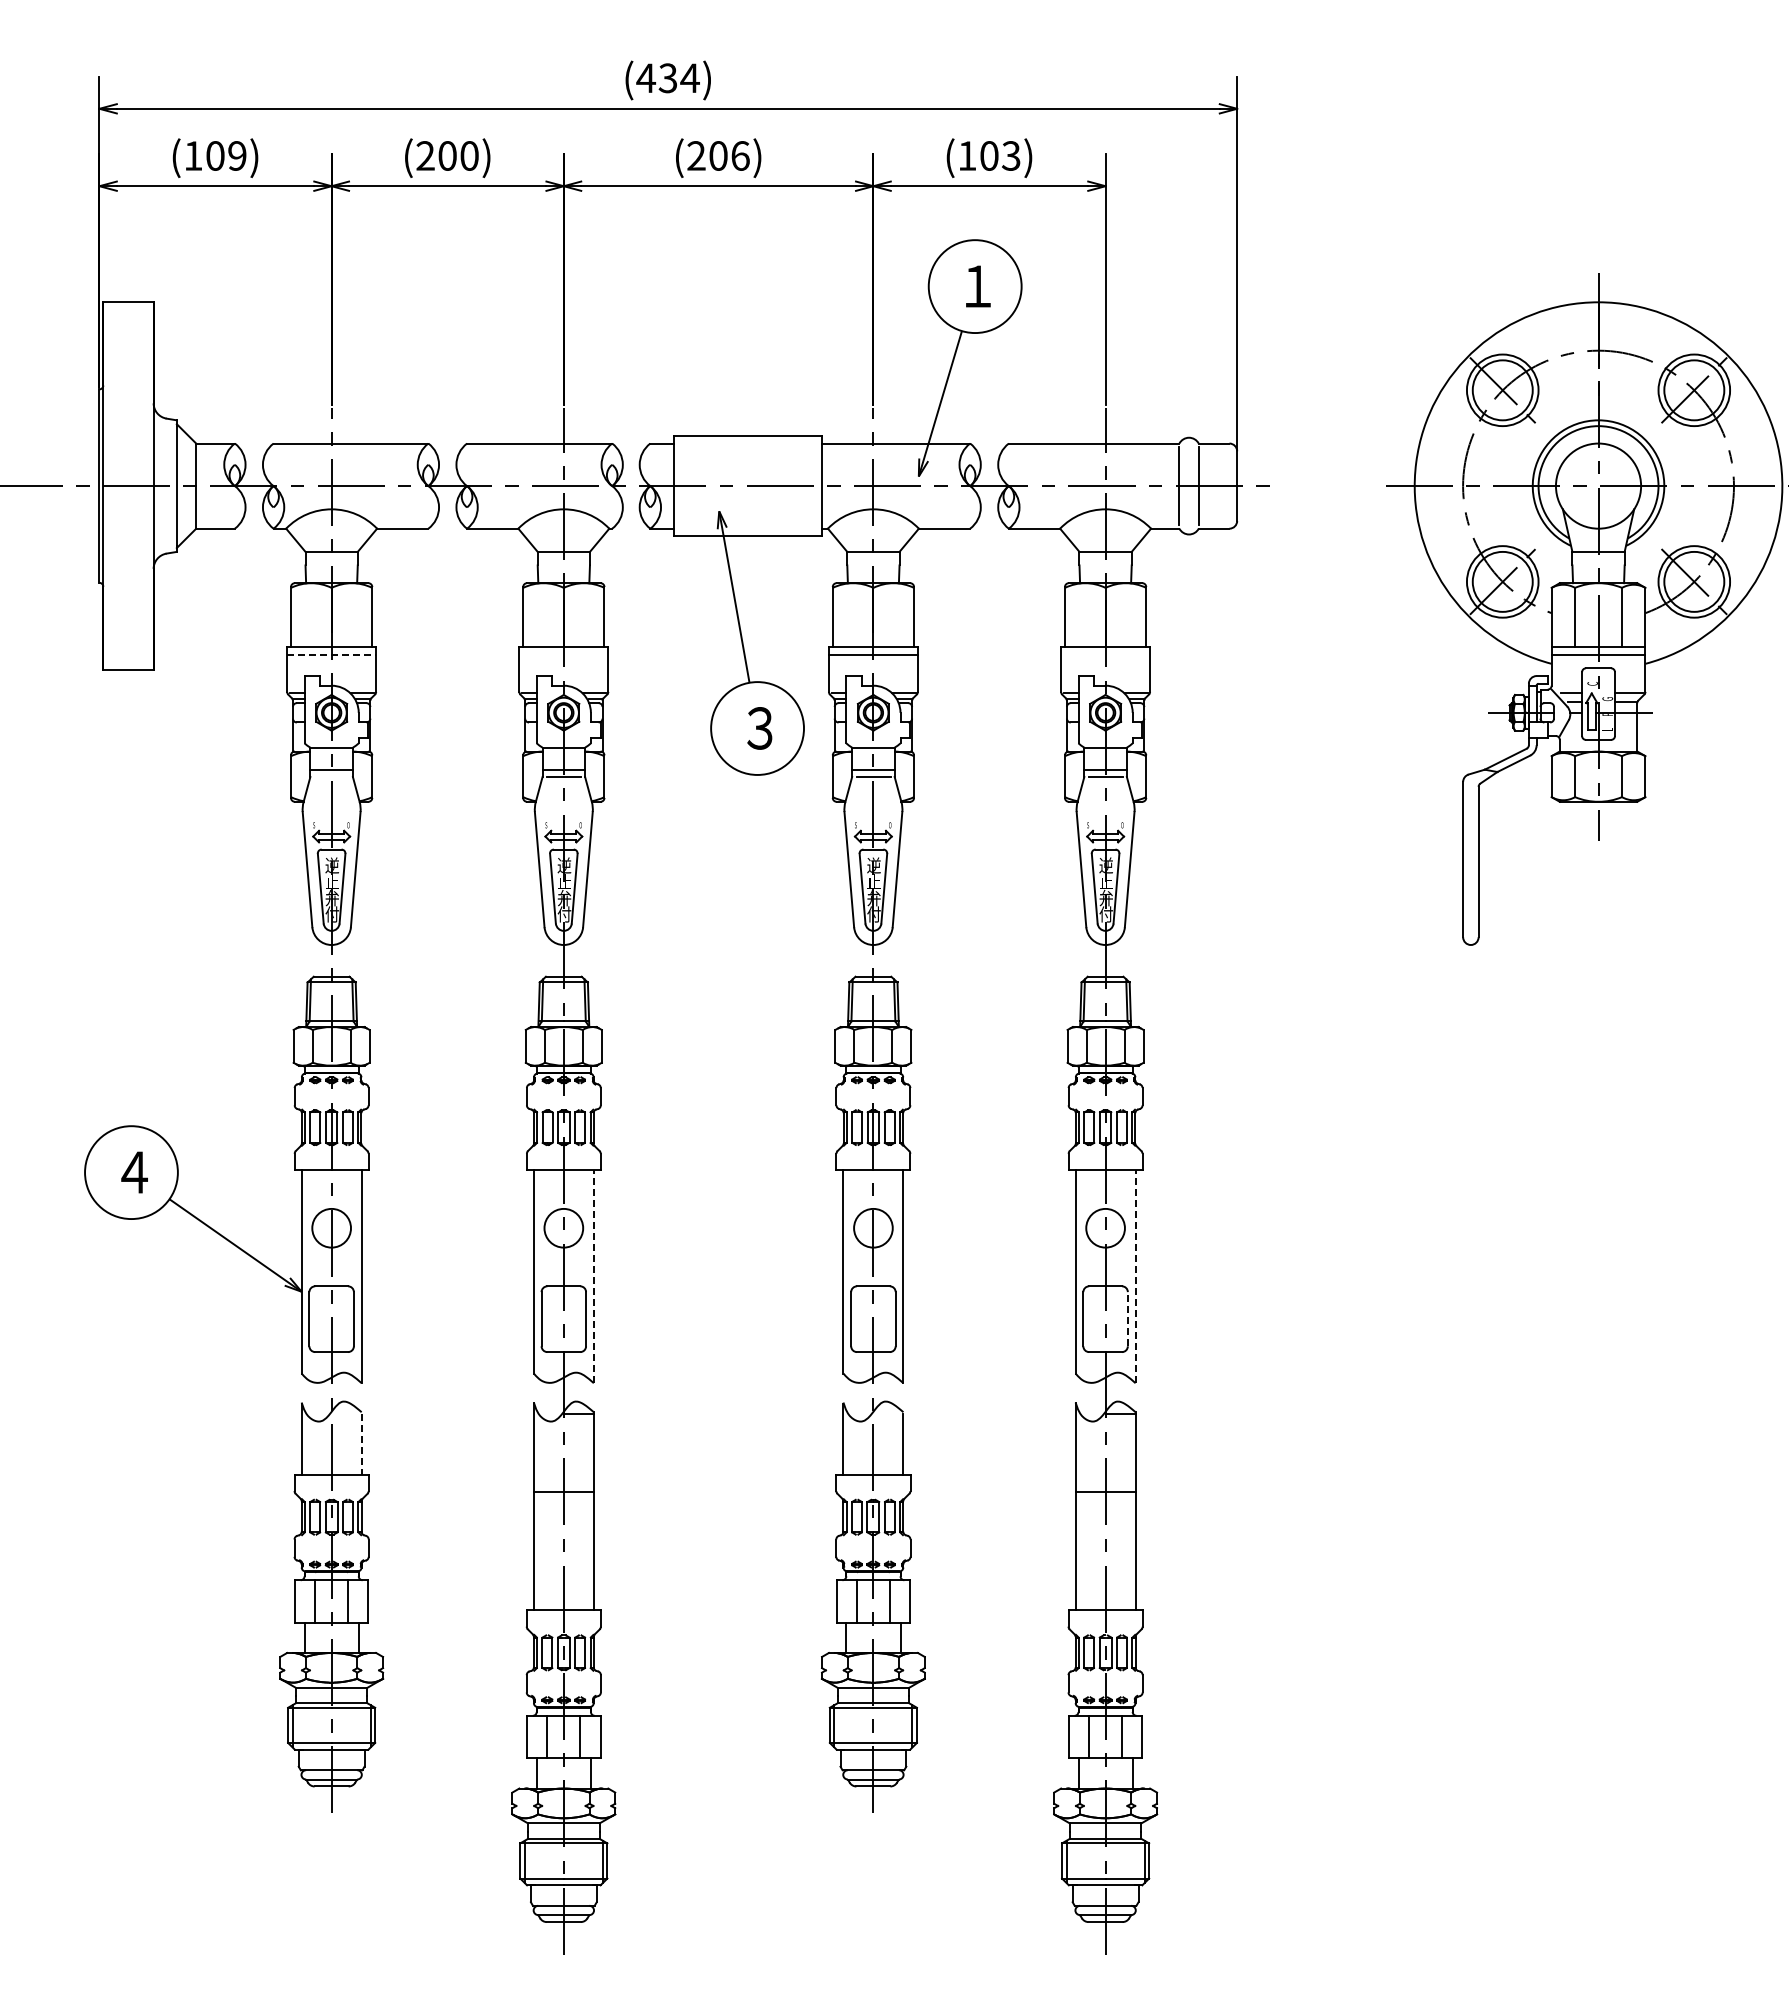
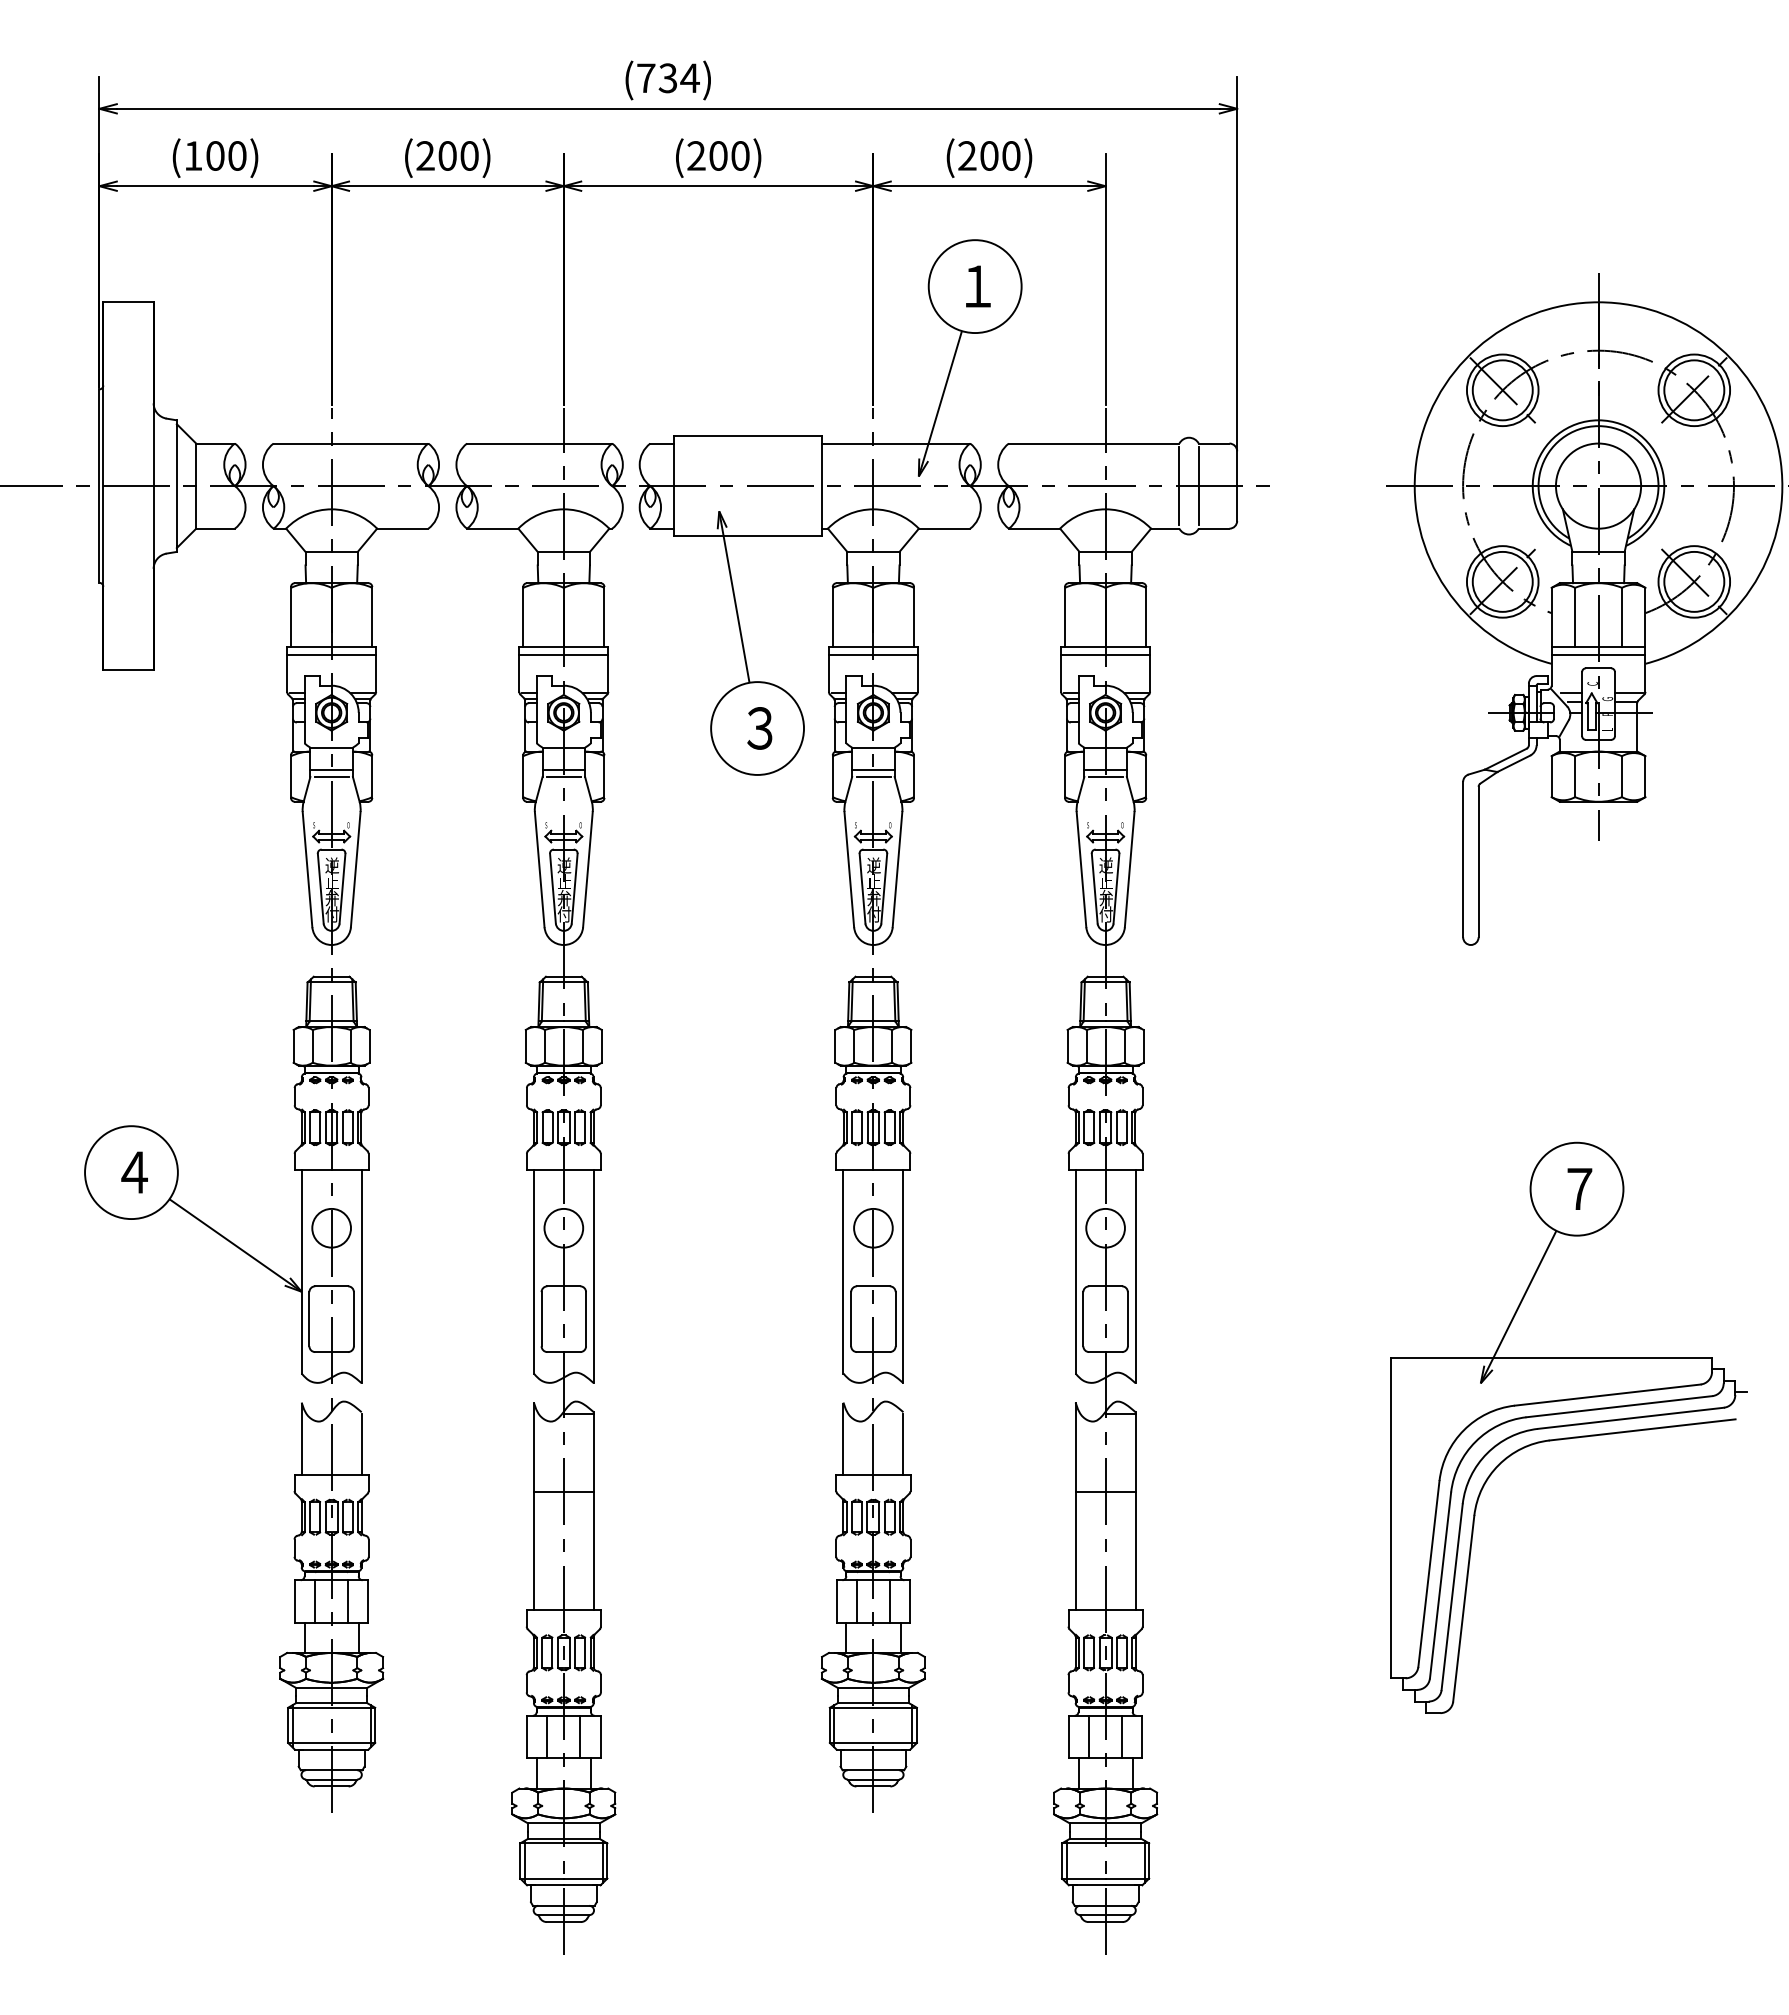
text: (434) -> (734) (646, 77)
text: (109) -> (100) (237, 155)
text: (206) -> (200) (740, 155)
text: (103) -> (200) (989, 155)
line: dashed -> solid (331, 654)
line: none -> present (563, 654)
line: none -> present (1105, 654)
line: none -> present (331, 777)
line: dashed -> solid (593, 1276)
line: dashed -> solid (1135, 1276)
line: dashed -> solid (1127, 1318)
part: none -> present (1568, 1427)
line: dashed -> solid (361, 1444)
